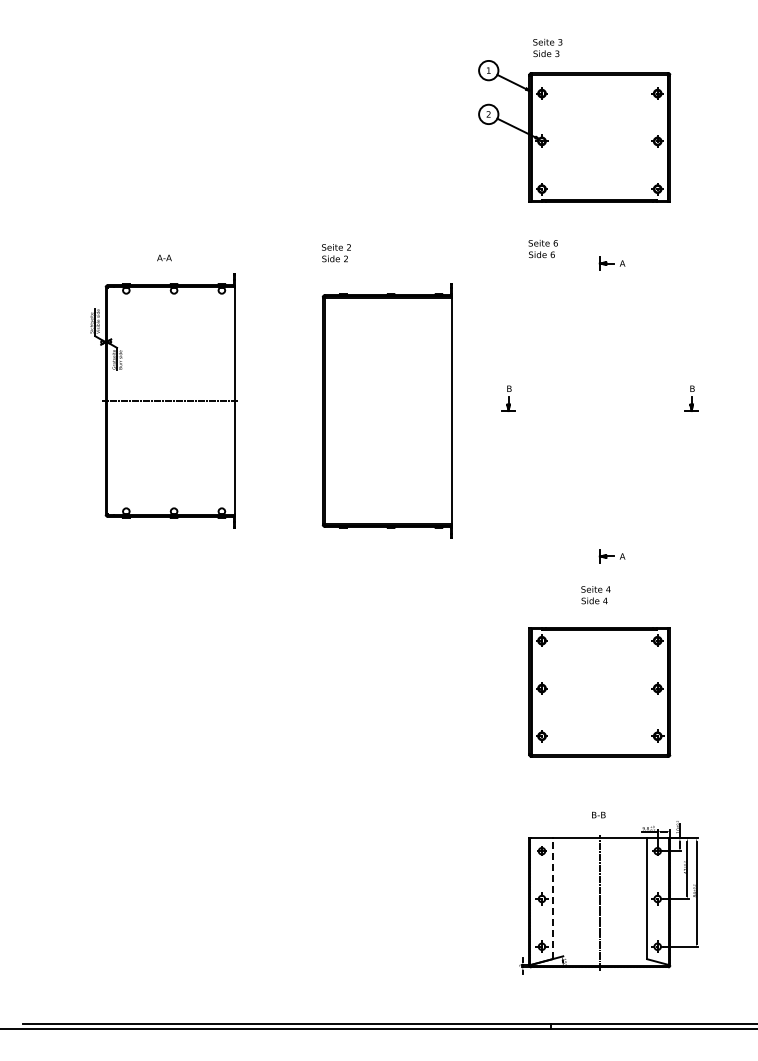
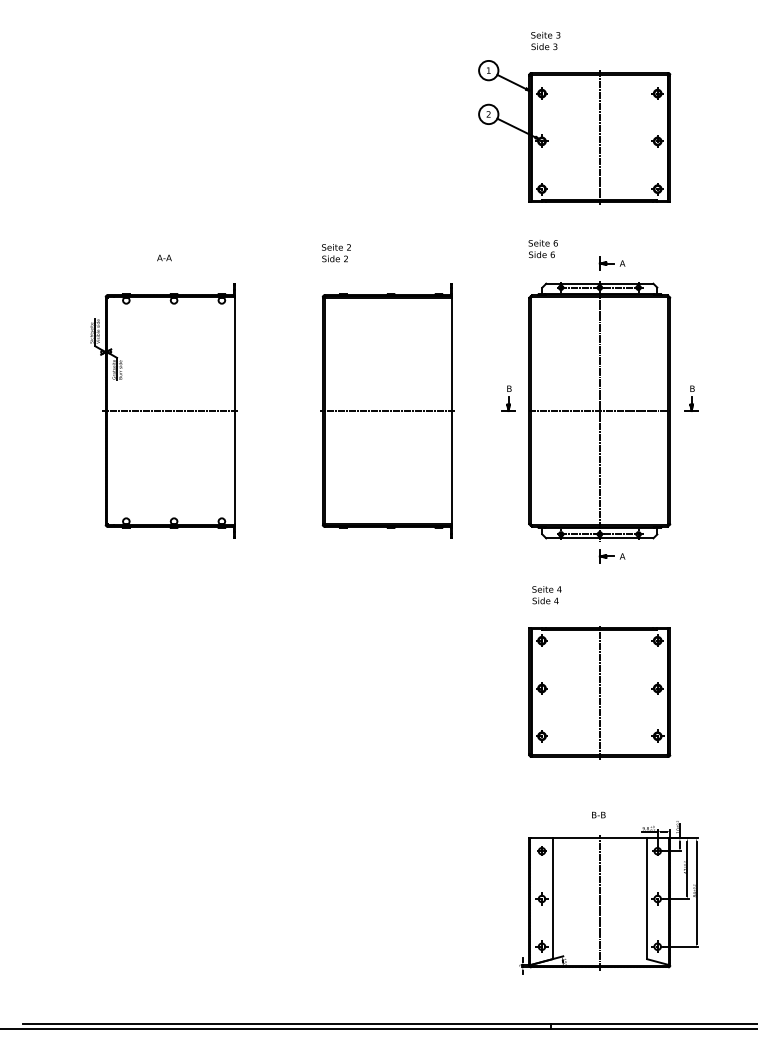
text position: (547, 48) -> (545, 41) (545, 41)
line: none -> present (599, 137)
part position: (163, 400) -> (163, 410) (163, 410)
line: none -> present (387, 411)
part: none -> present (599, 411)
text position: (595, 595) -> (546, 595) (546, 595)
line: none -> present (599, 692)
line: dashed -> solid (552, 898)
